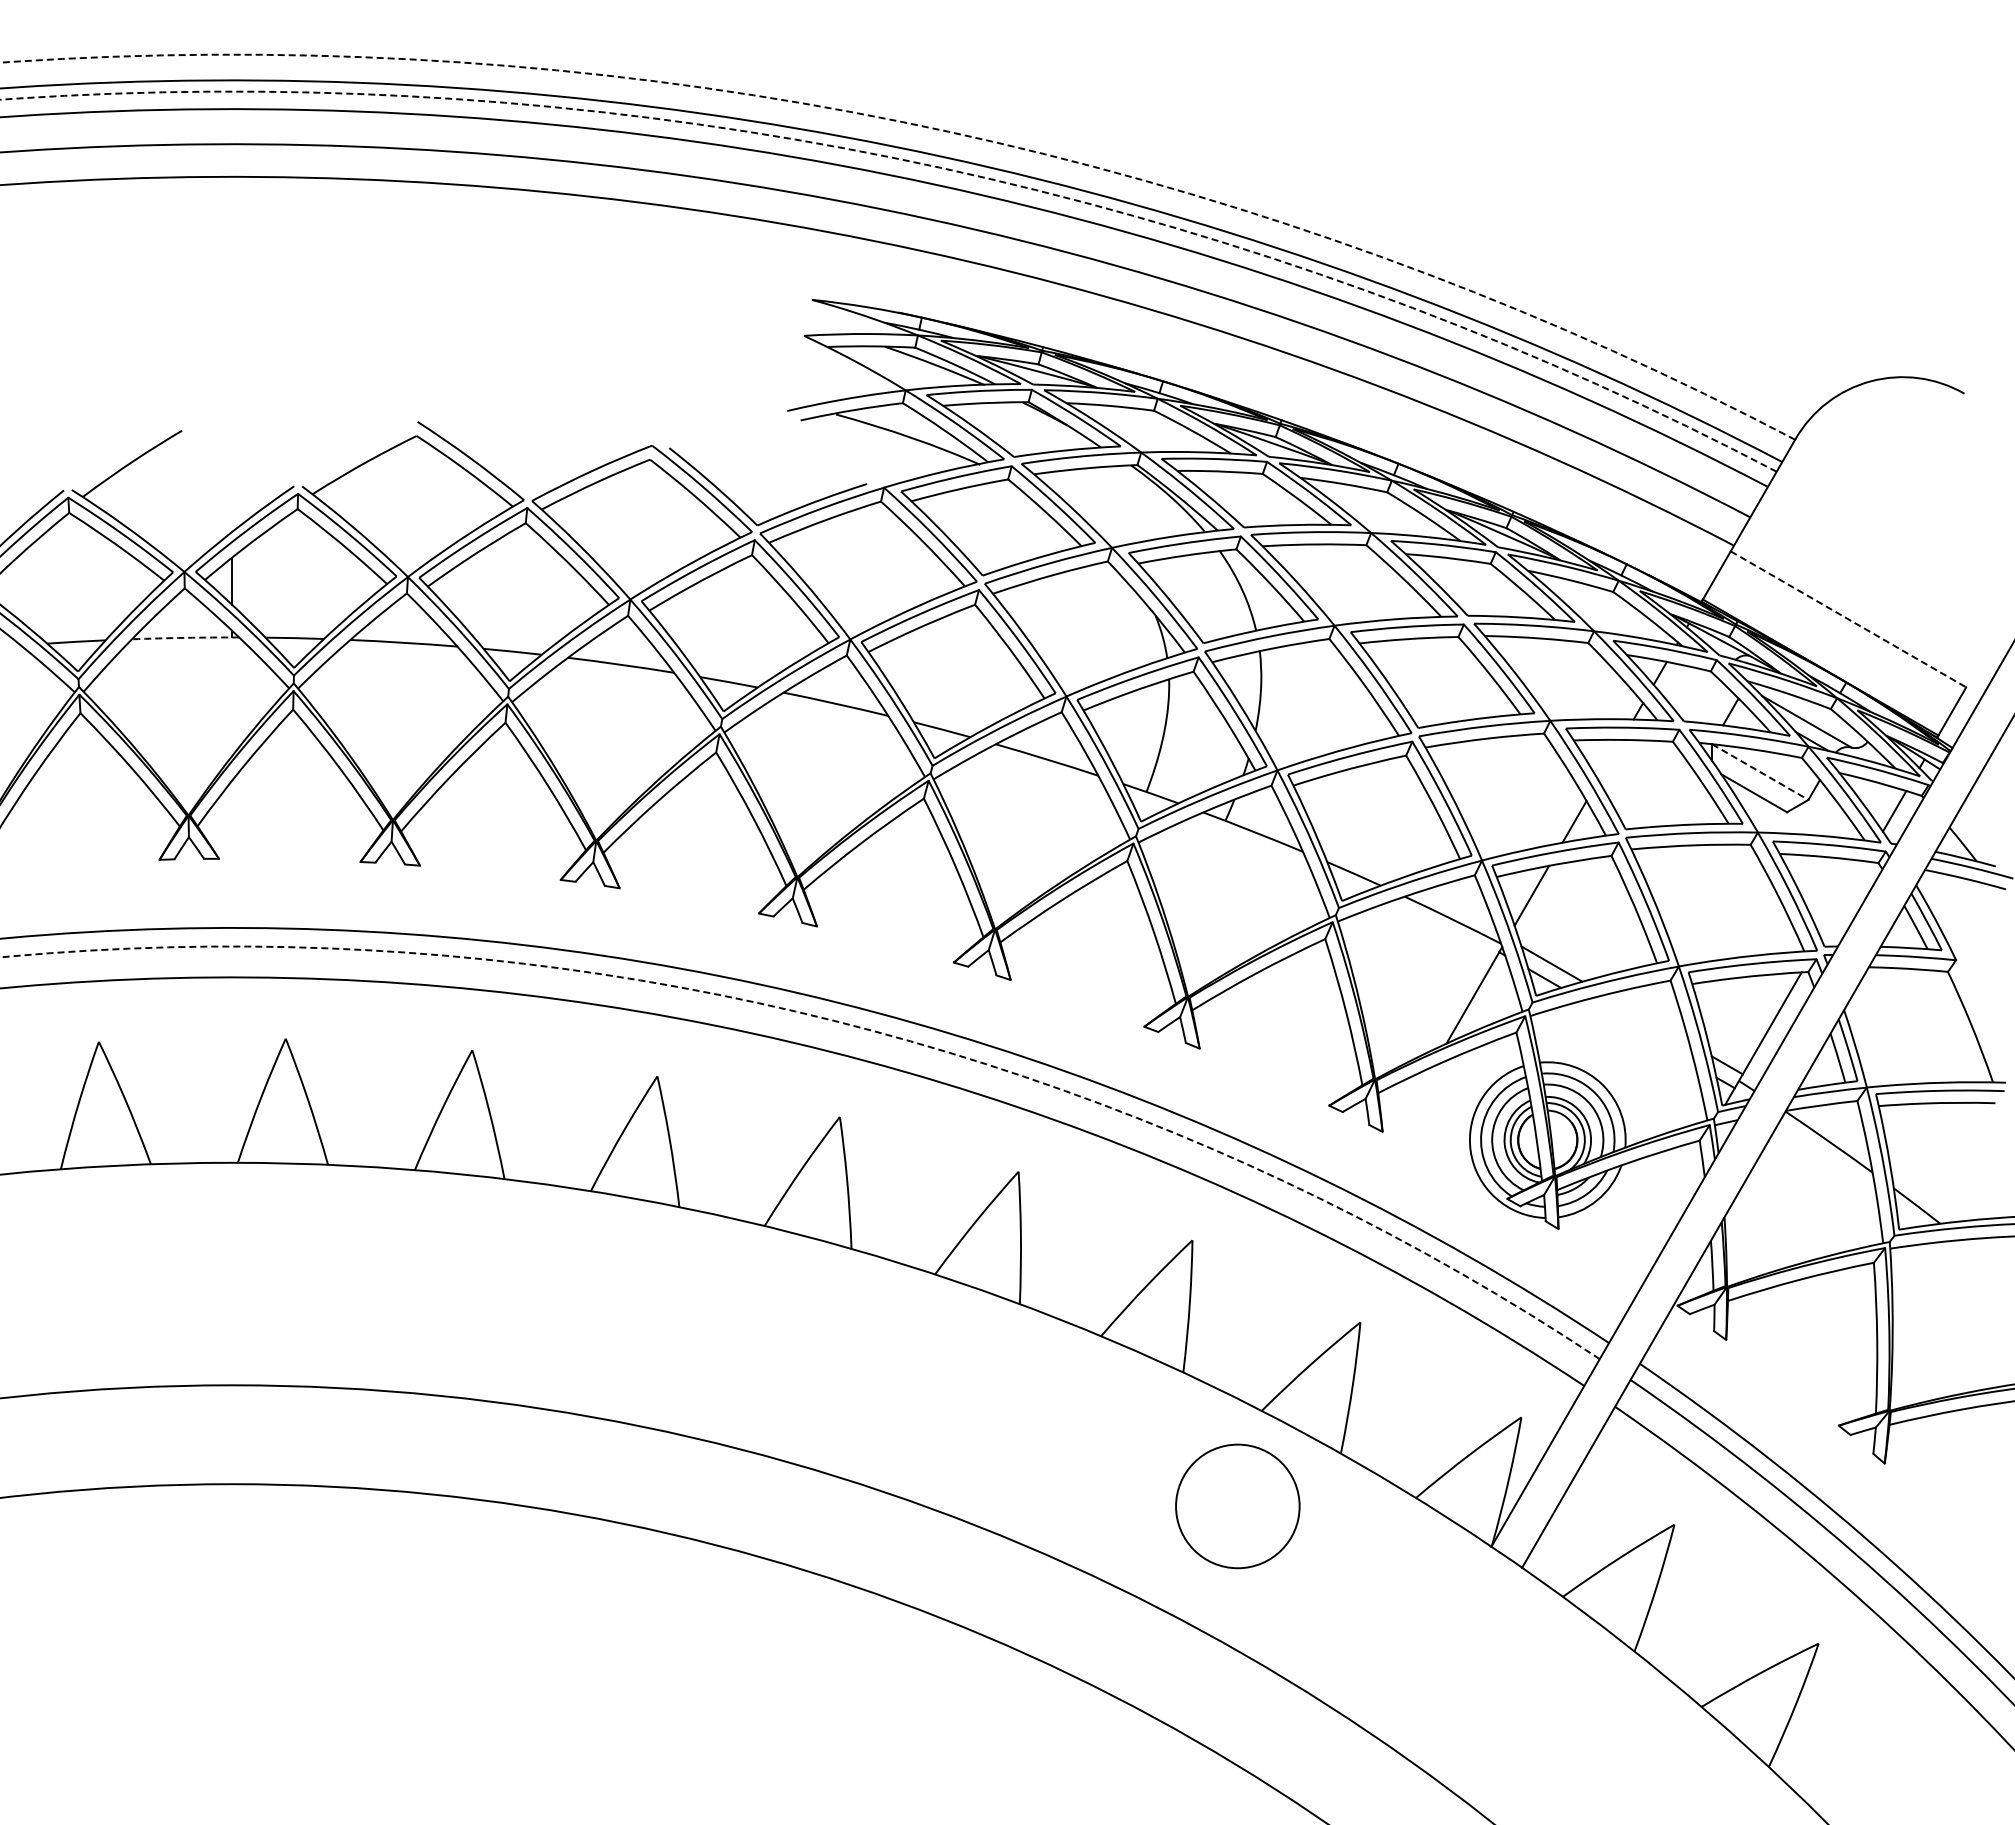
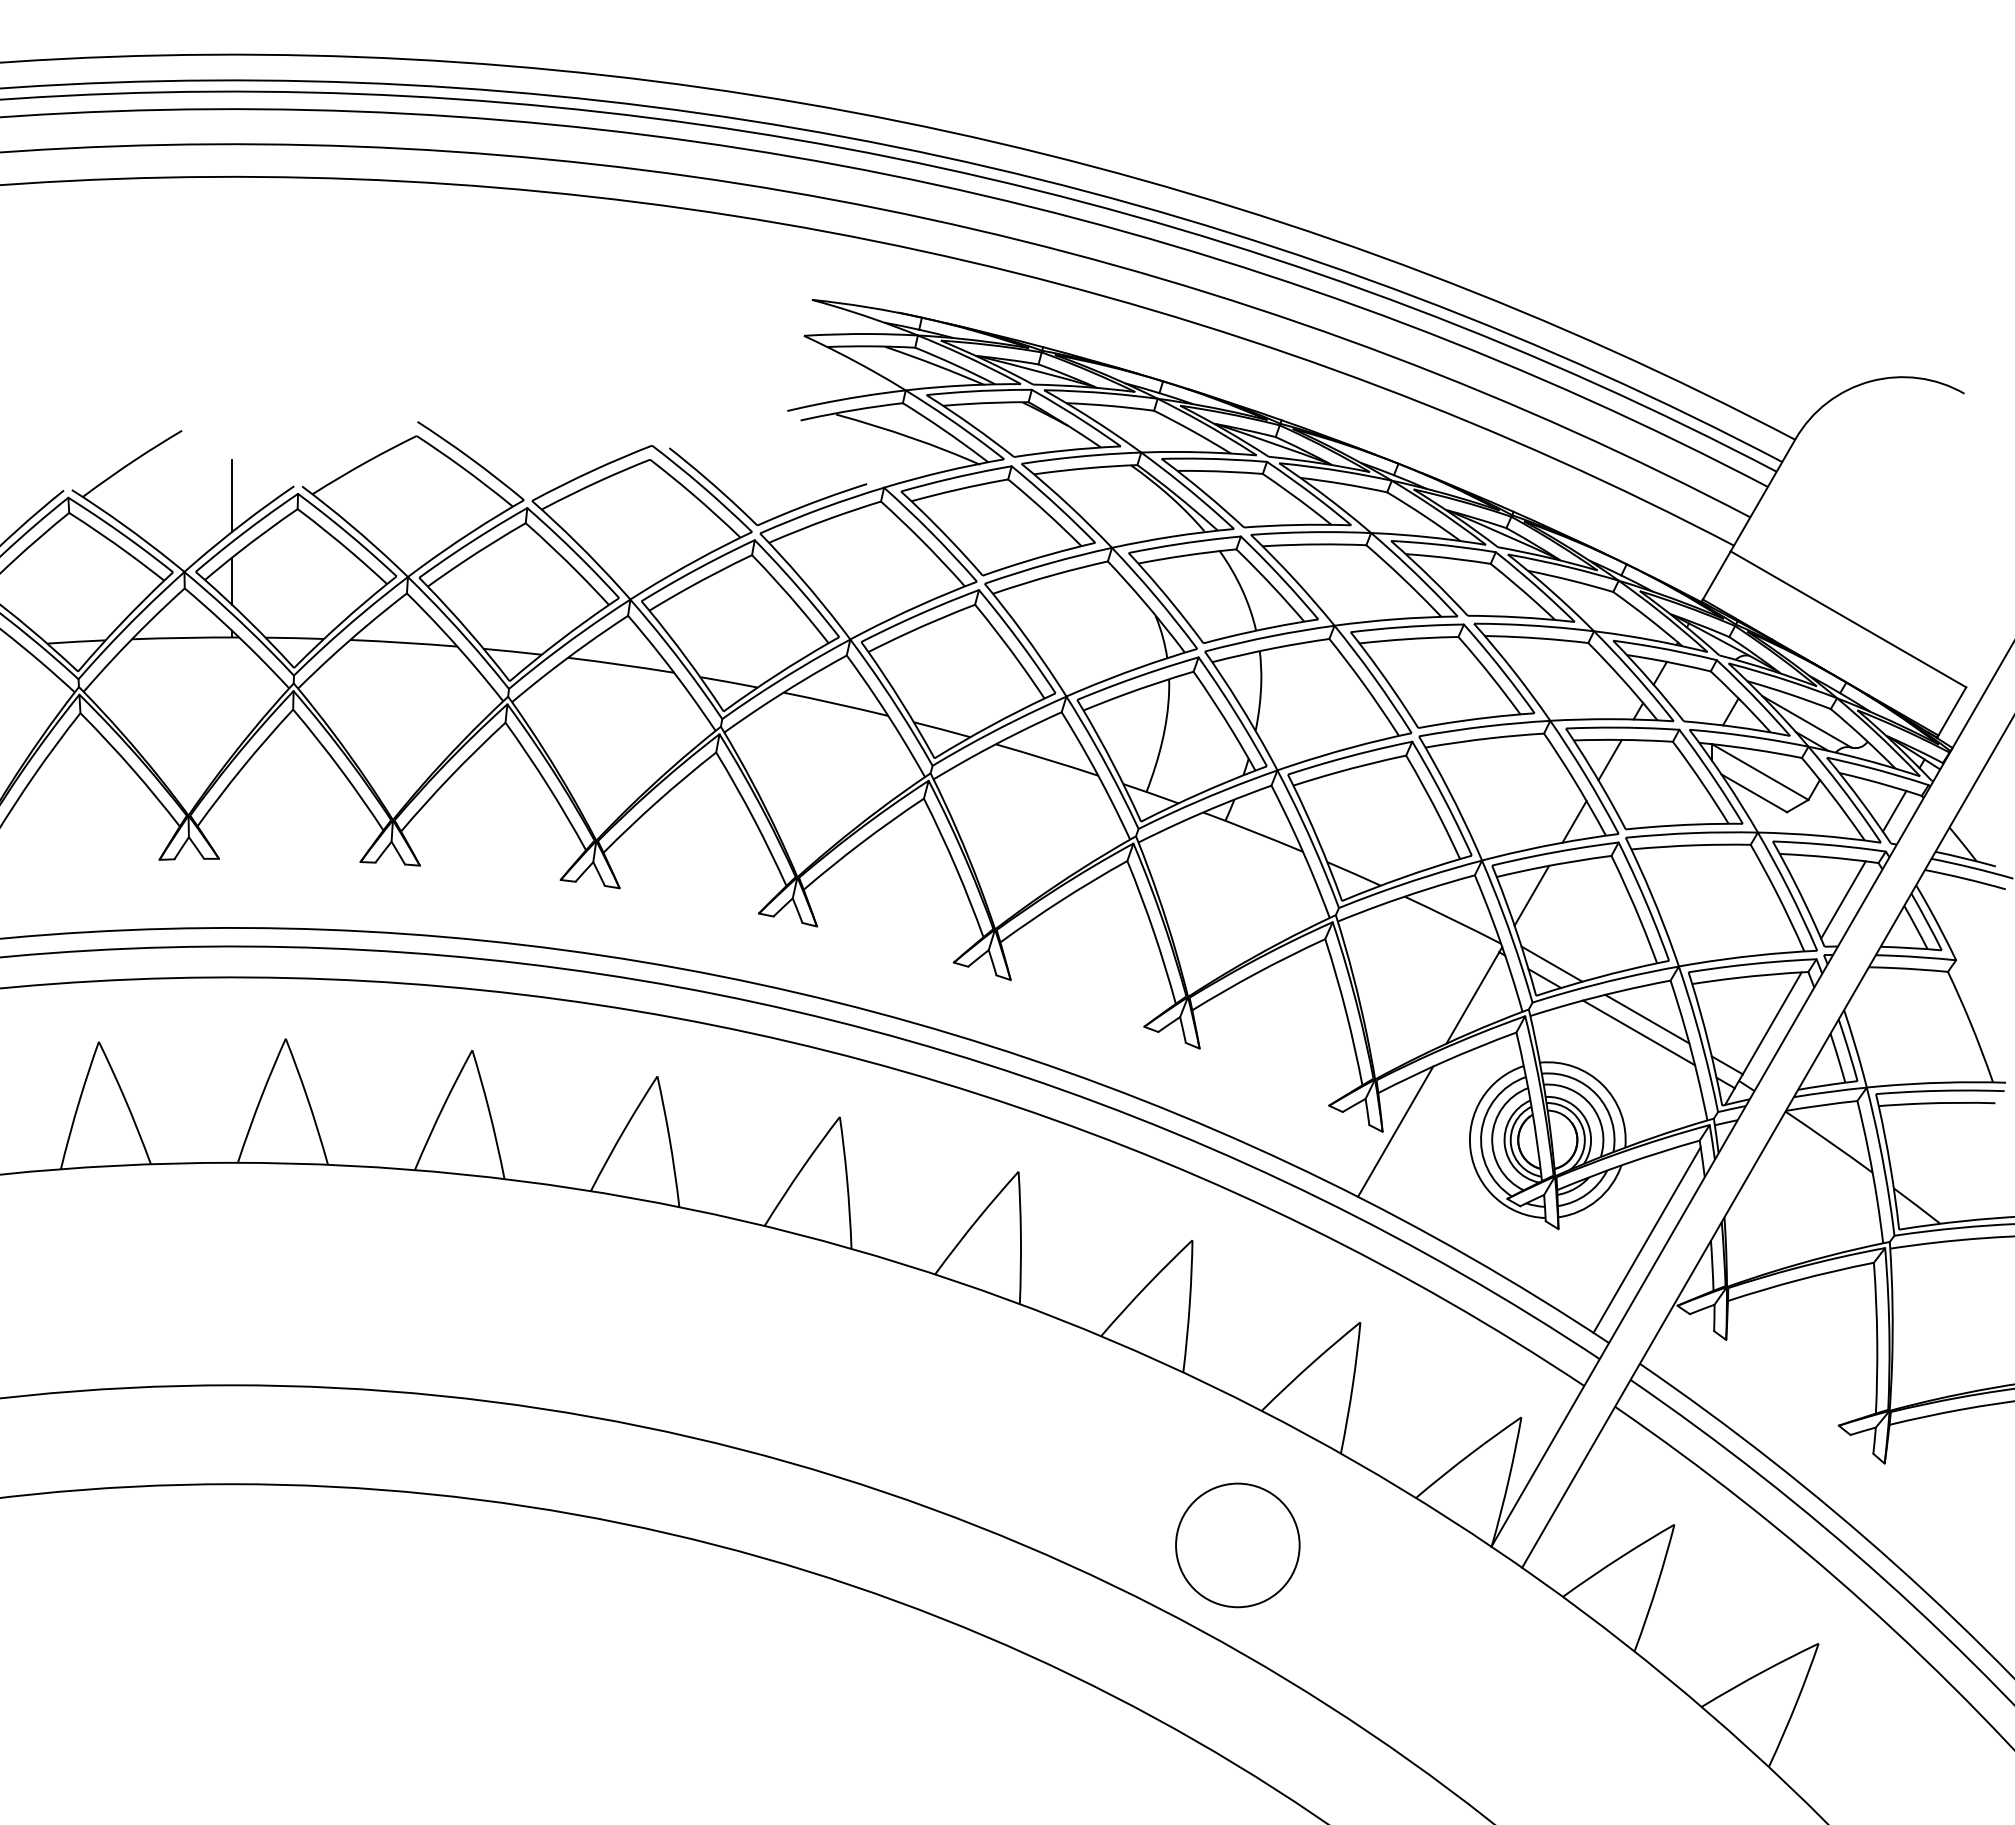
arc: dashed -> solid (923, 126)
arc: dashed -> solid (917, 162)
line: none -> present (232, 495)
line: dashed -> solid (1848, 619)
arc: dashed -> solid (185, 637)
line: none -> present (1609, 759)
line: dashed -> solid (1760, 772)
line: none -> present (1843, 899)
line: none -> present (1647, 1018)
arc: dashed -> solid (833, 1020)
line: none -> present (1639, 1032)
line: none -> present (1395, 1131)
line: none -> present (1646, 1239)
circle position: (1237, 1506) -> (1237, 1545) (1237, 1545)
